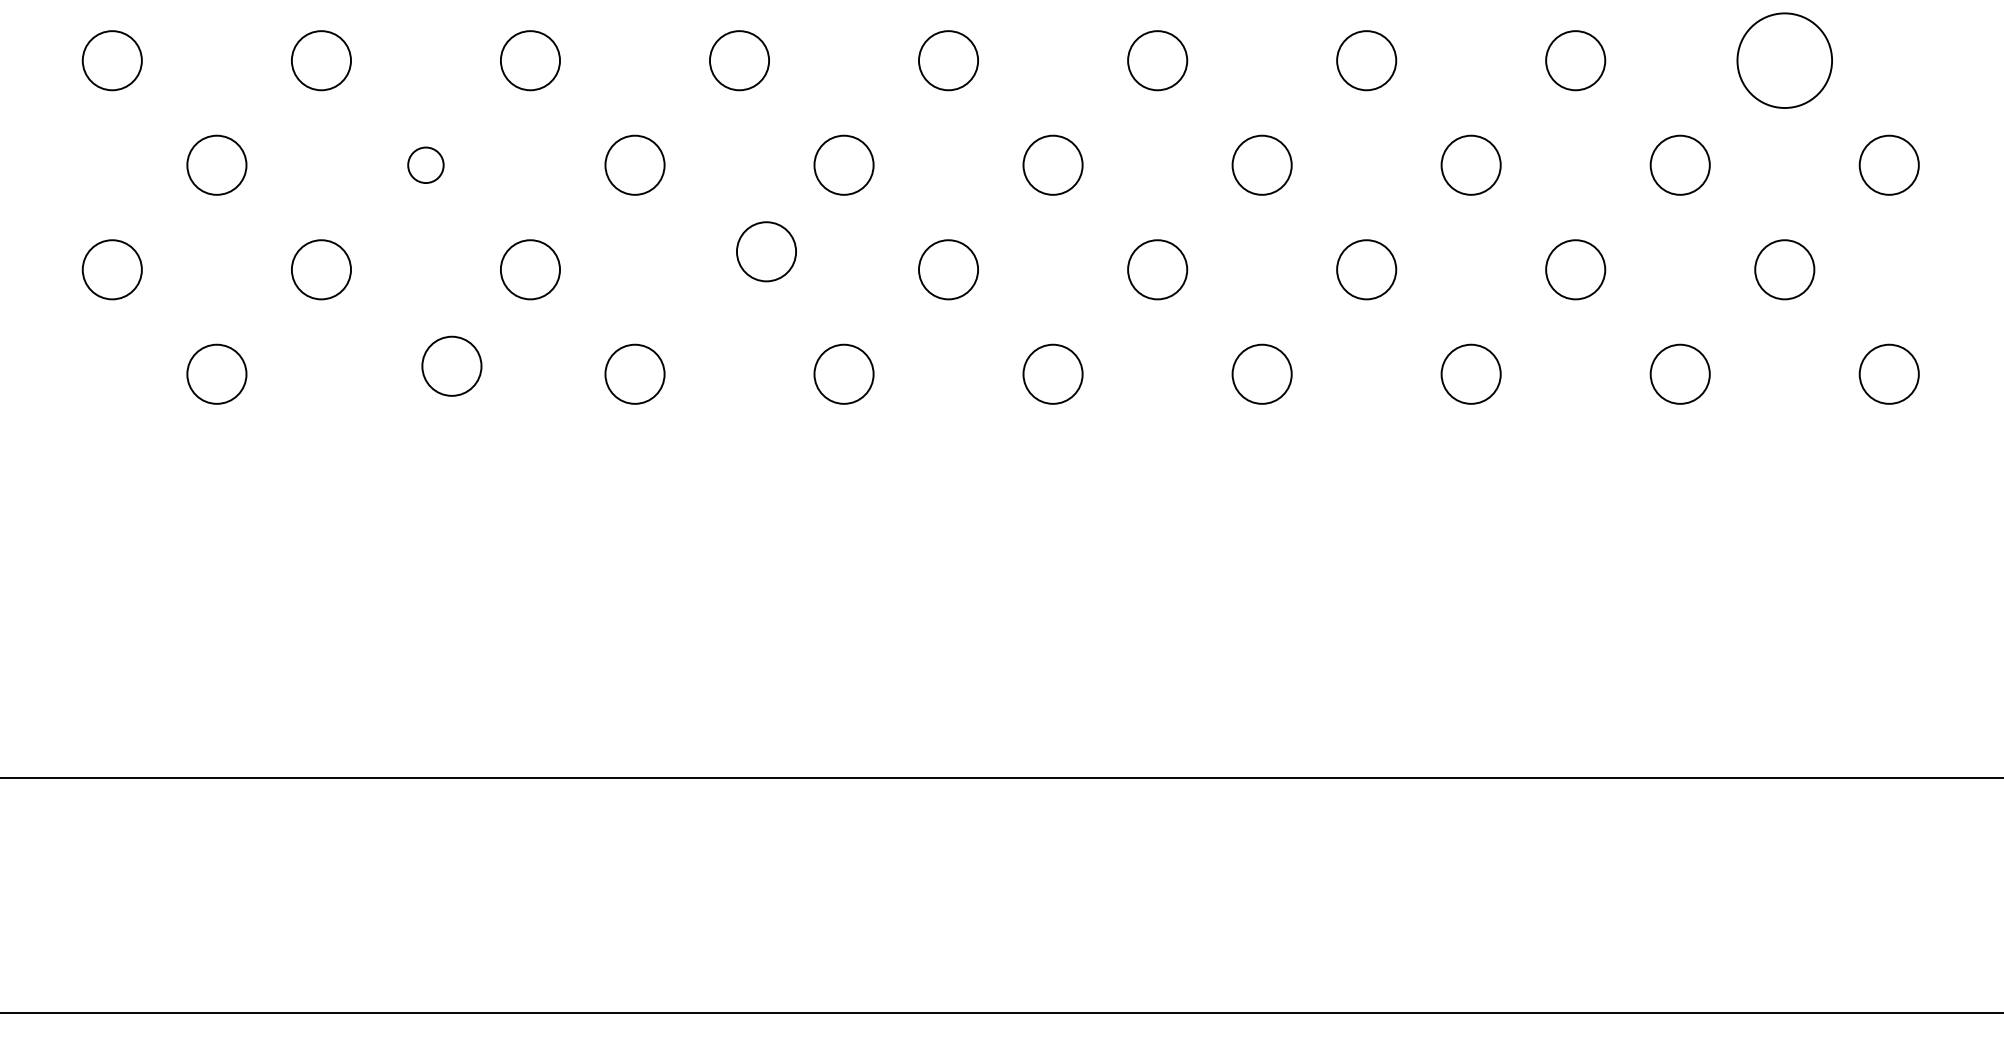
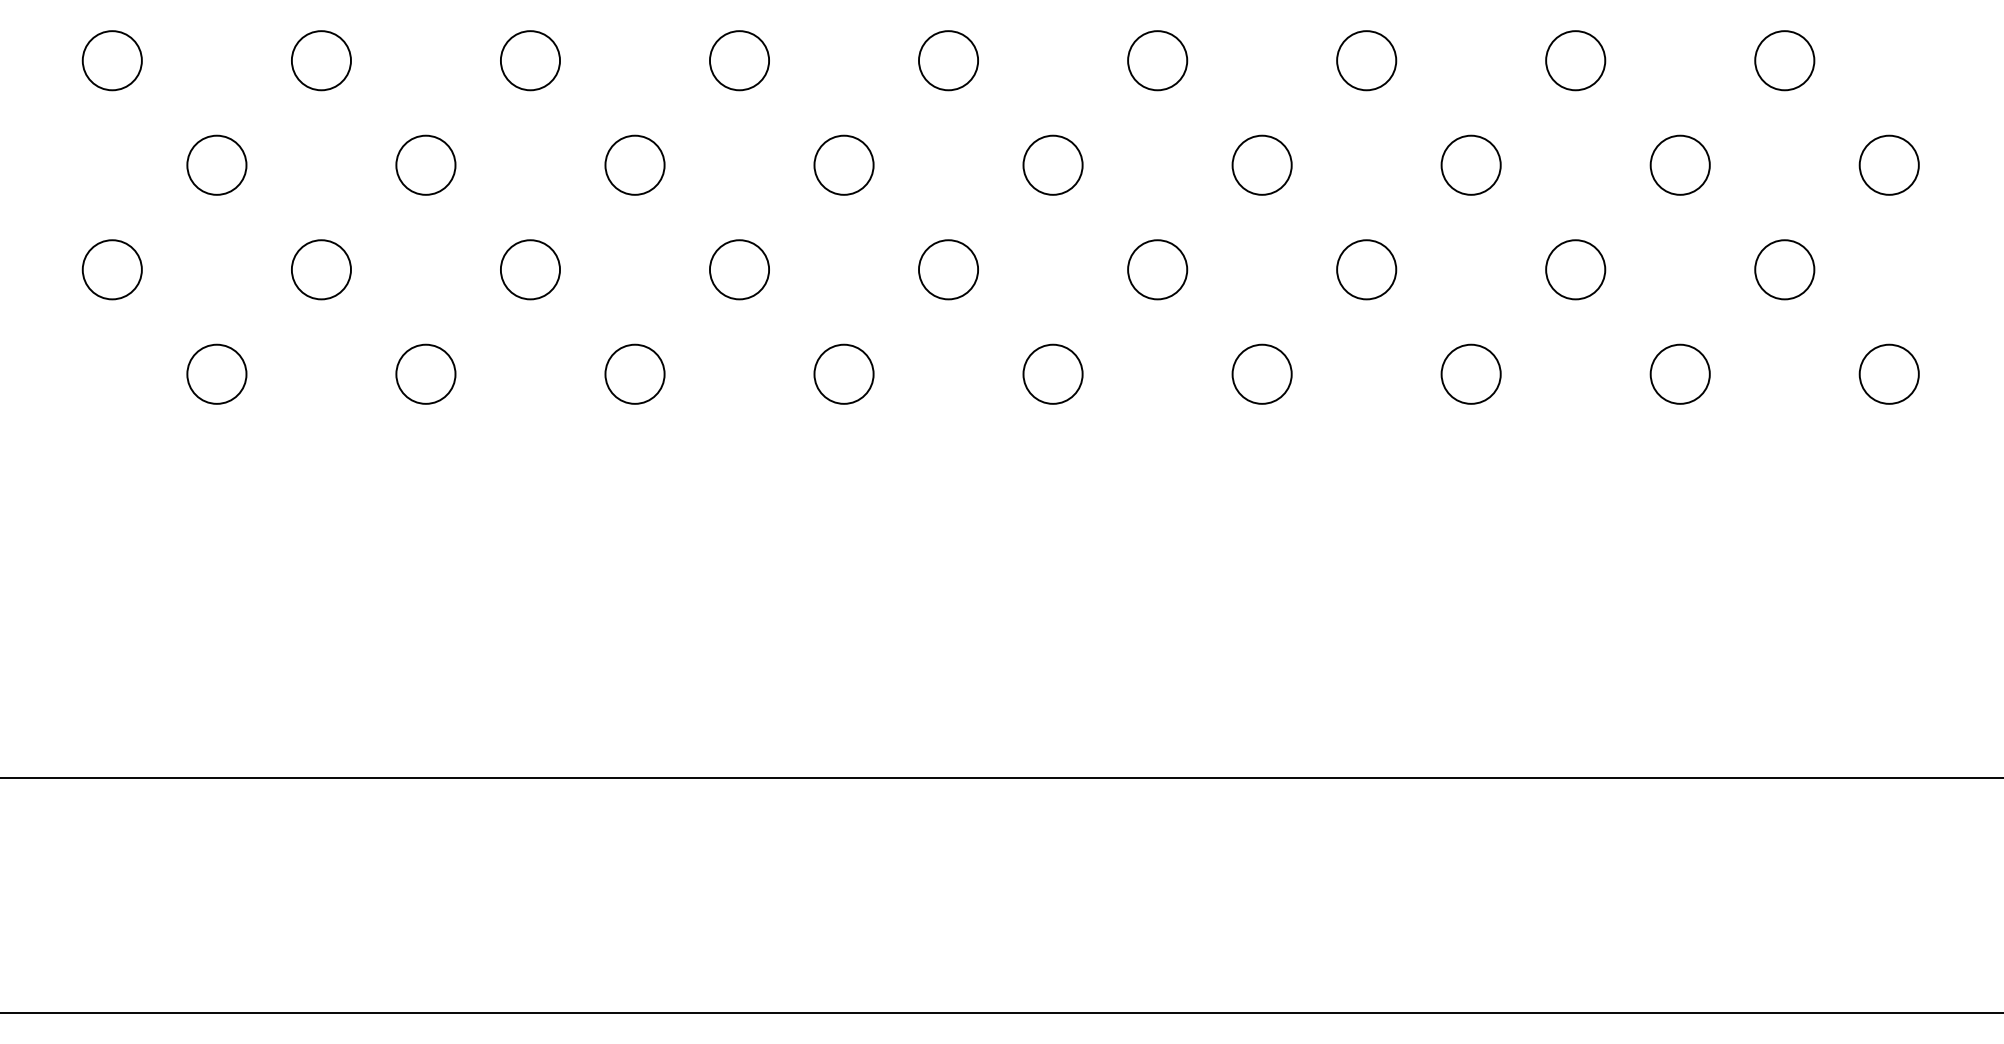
circle diameter: 95 px -> 59 px (1784, 60)
circle diameter: 35 px -> 59 px (425, 164)
circle position: (766, 251) -> (739, 269) (739, 269)
circle position: (451, 365) -> (425, 373) (425, 373)
